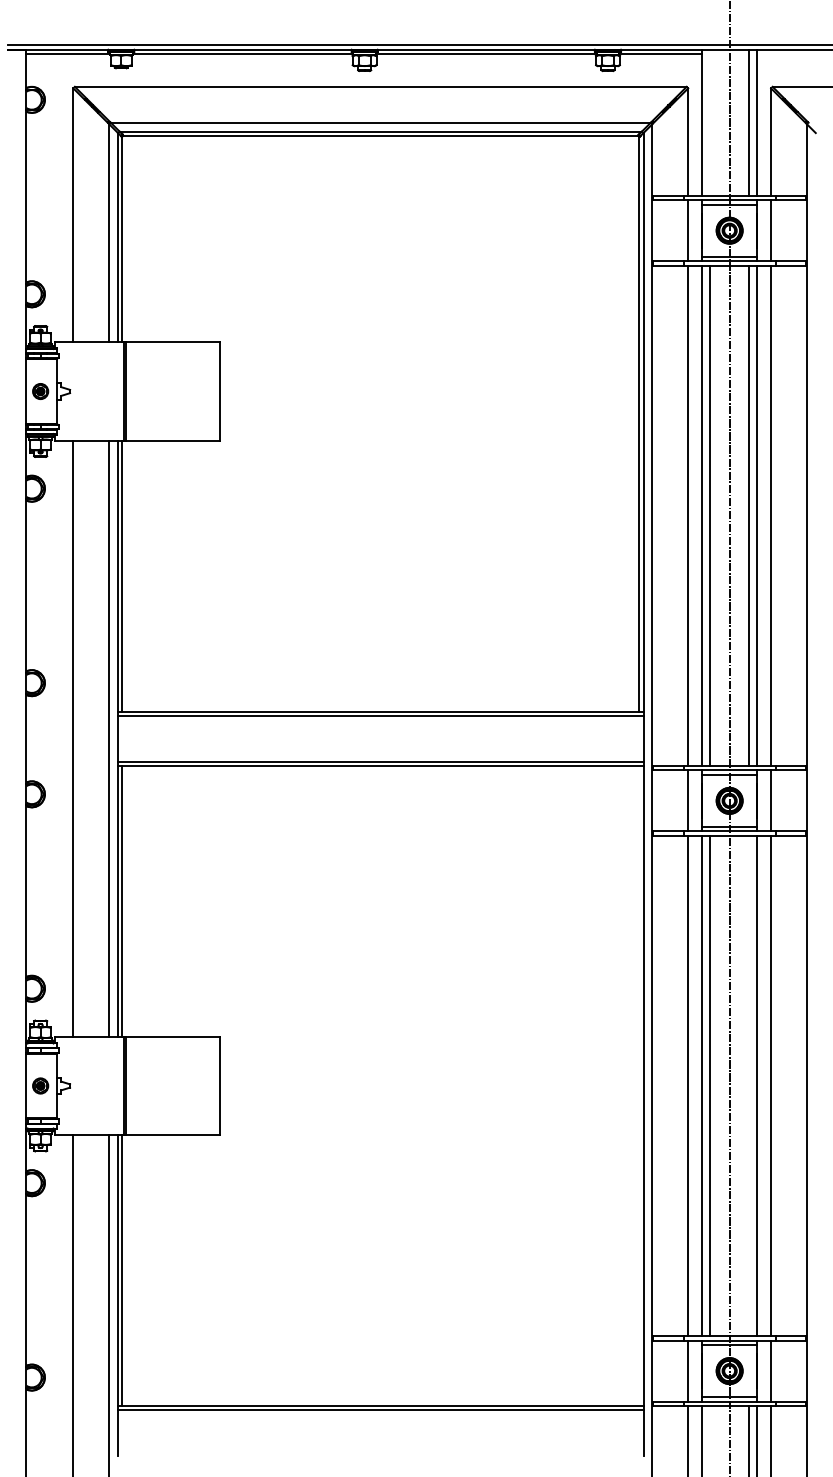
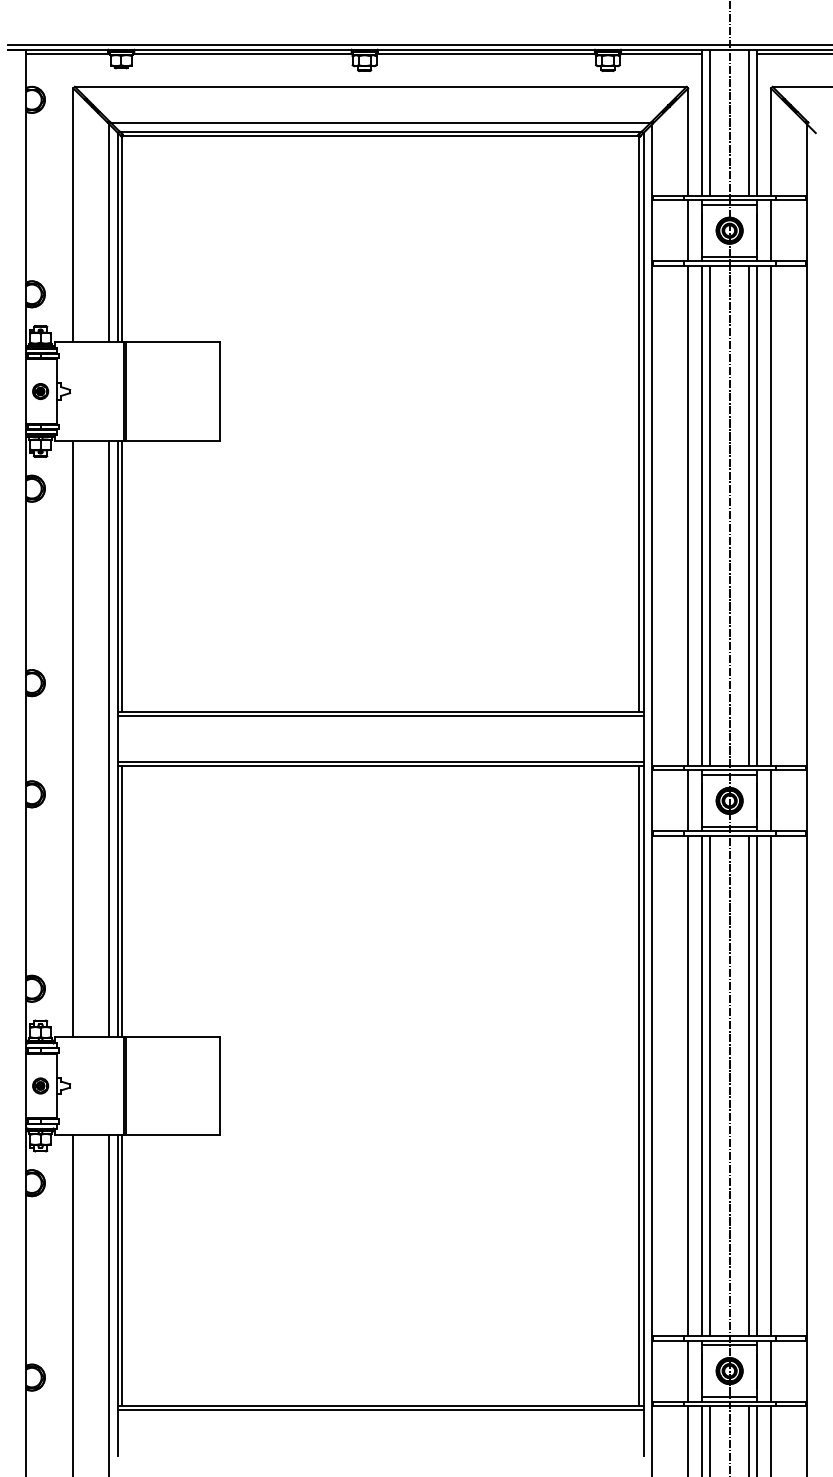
line: none -> present (792, 54)
line: none -> present (710, 122)
line: none -> present (639, 1085)
line: none -> present (749, 1085)
line: none -> present (710, 1439)
